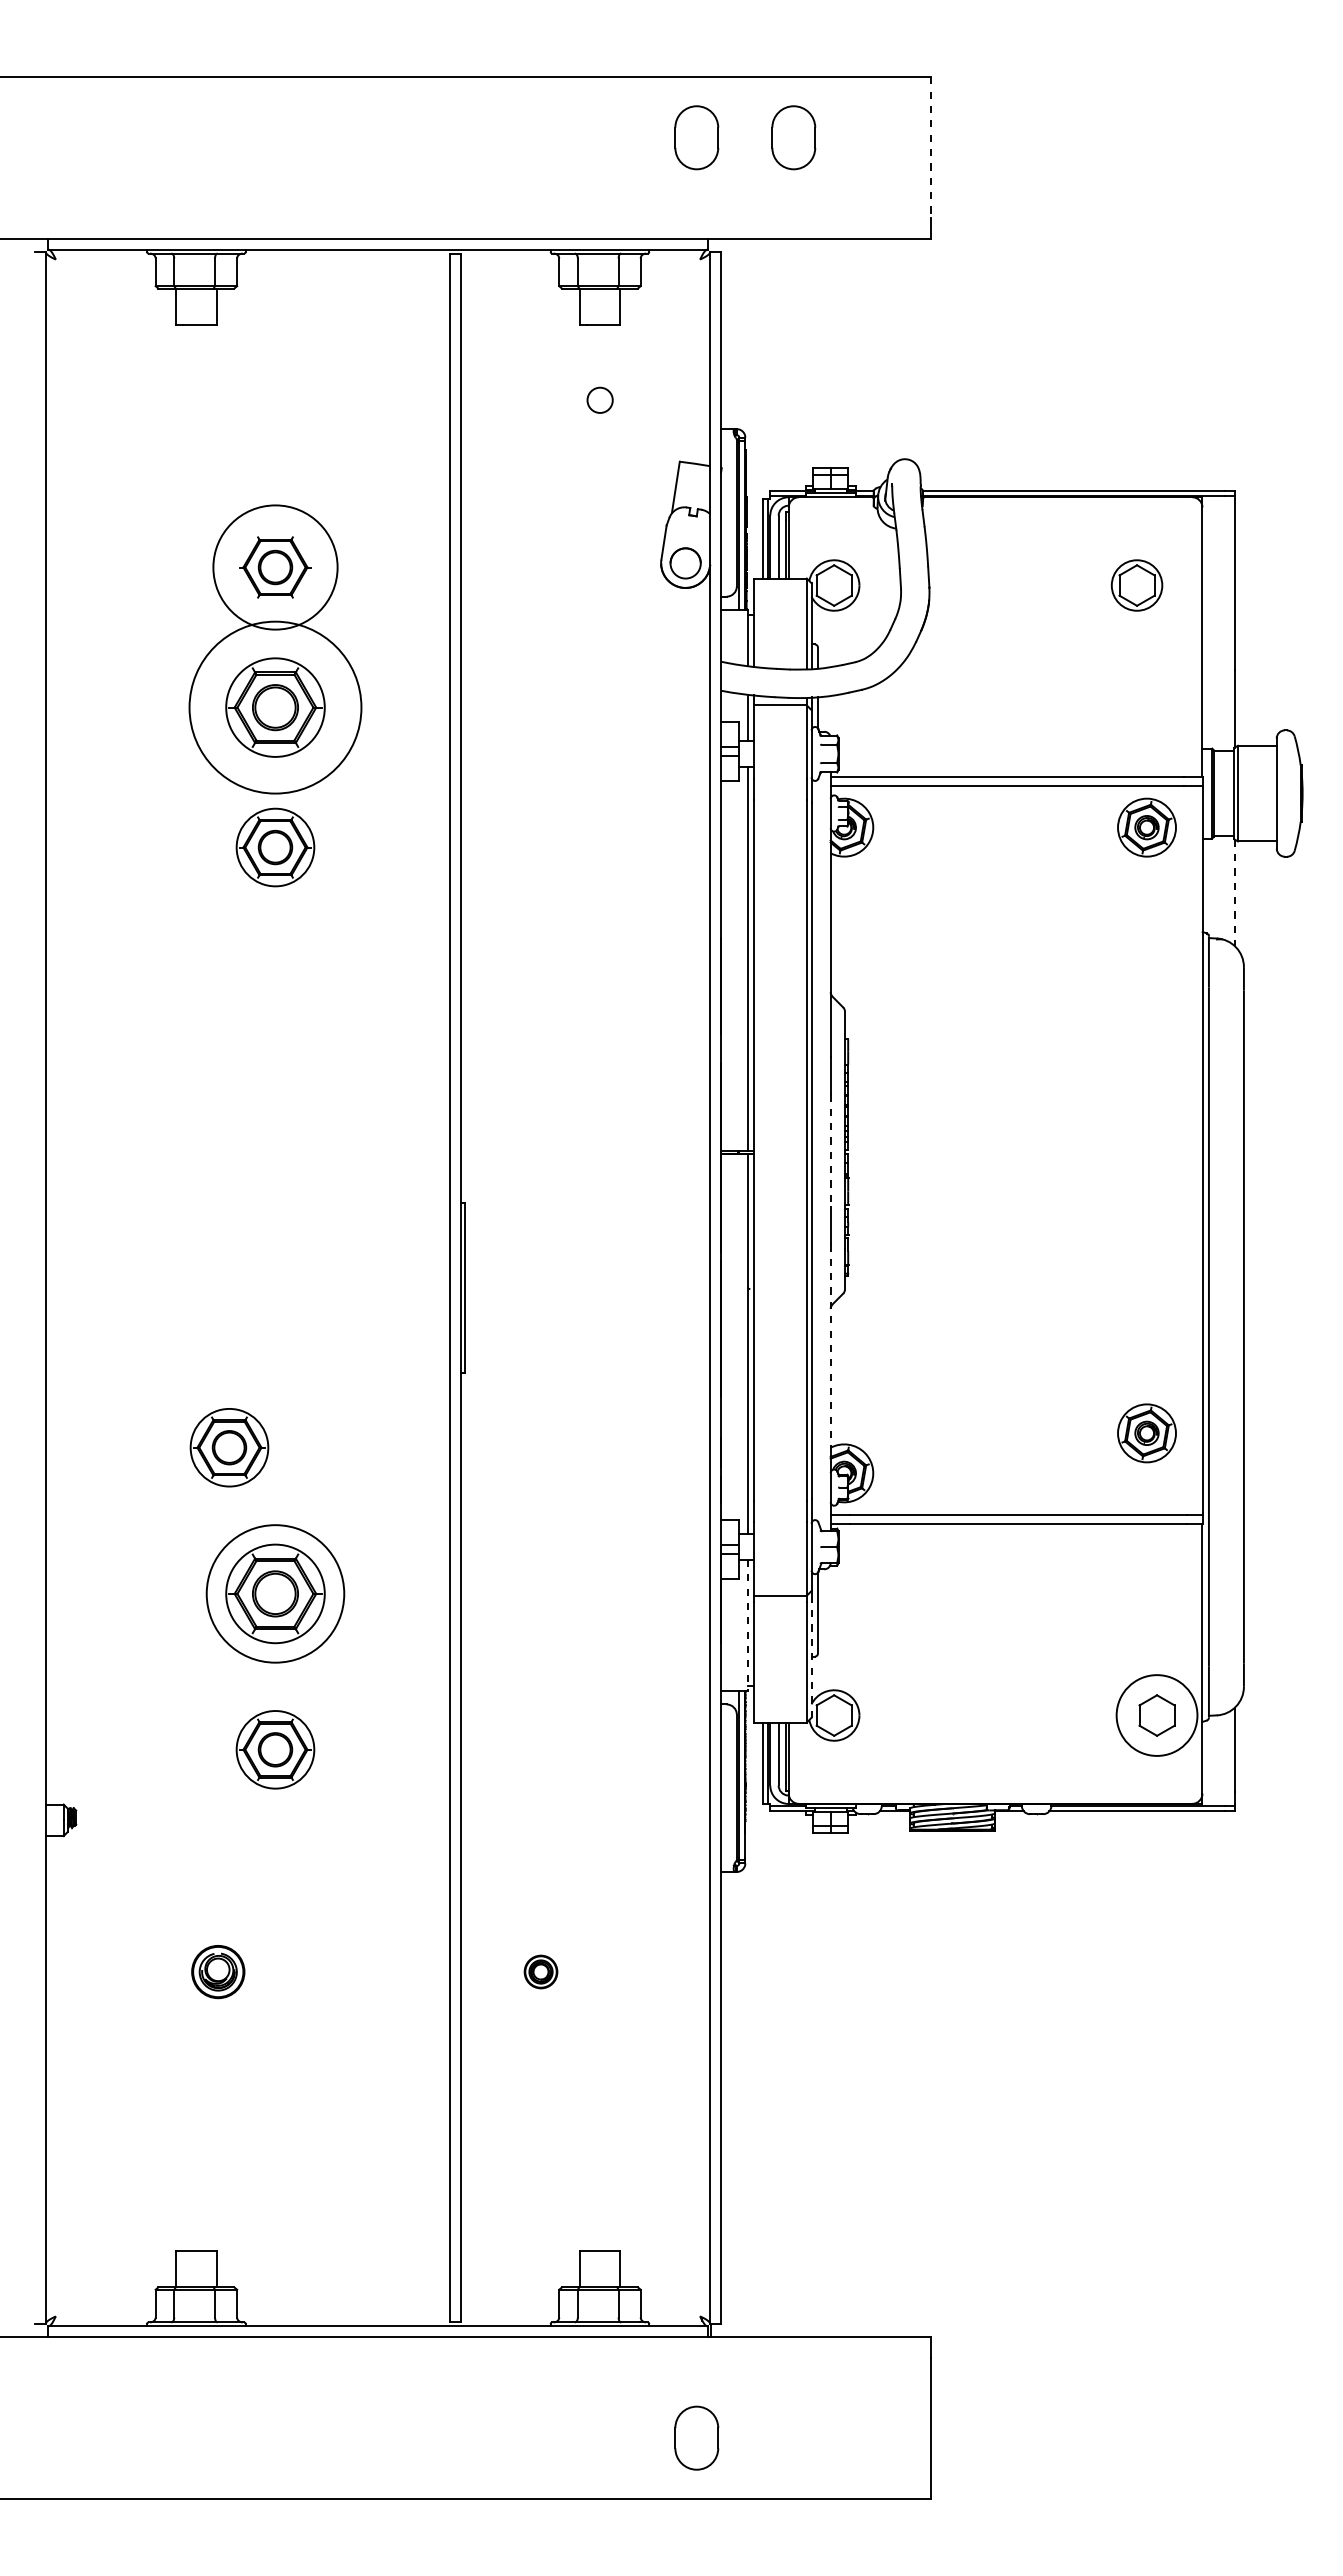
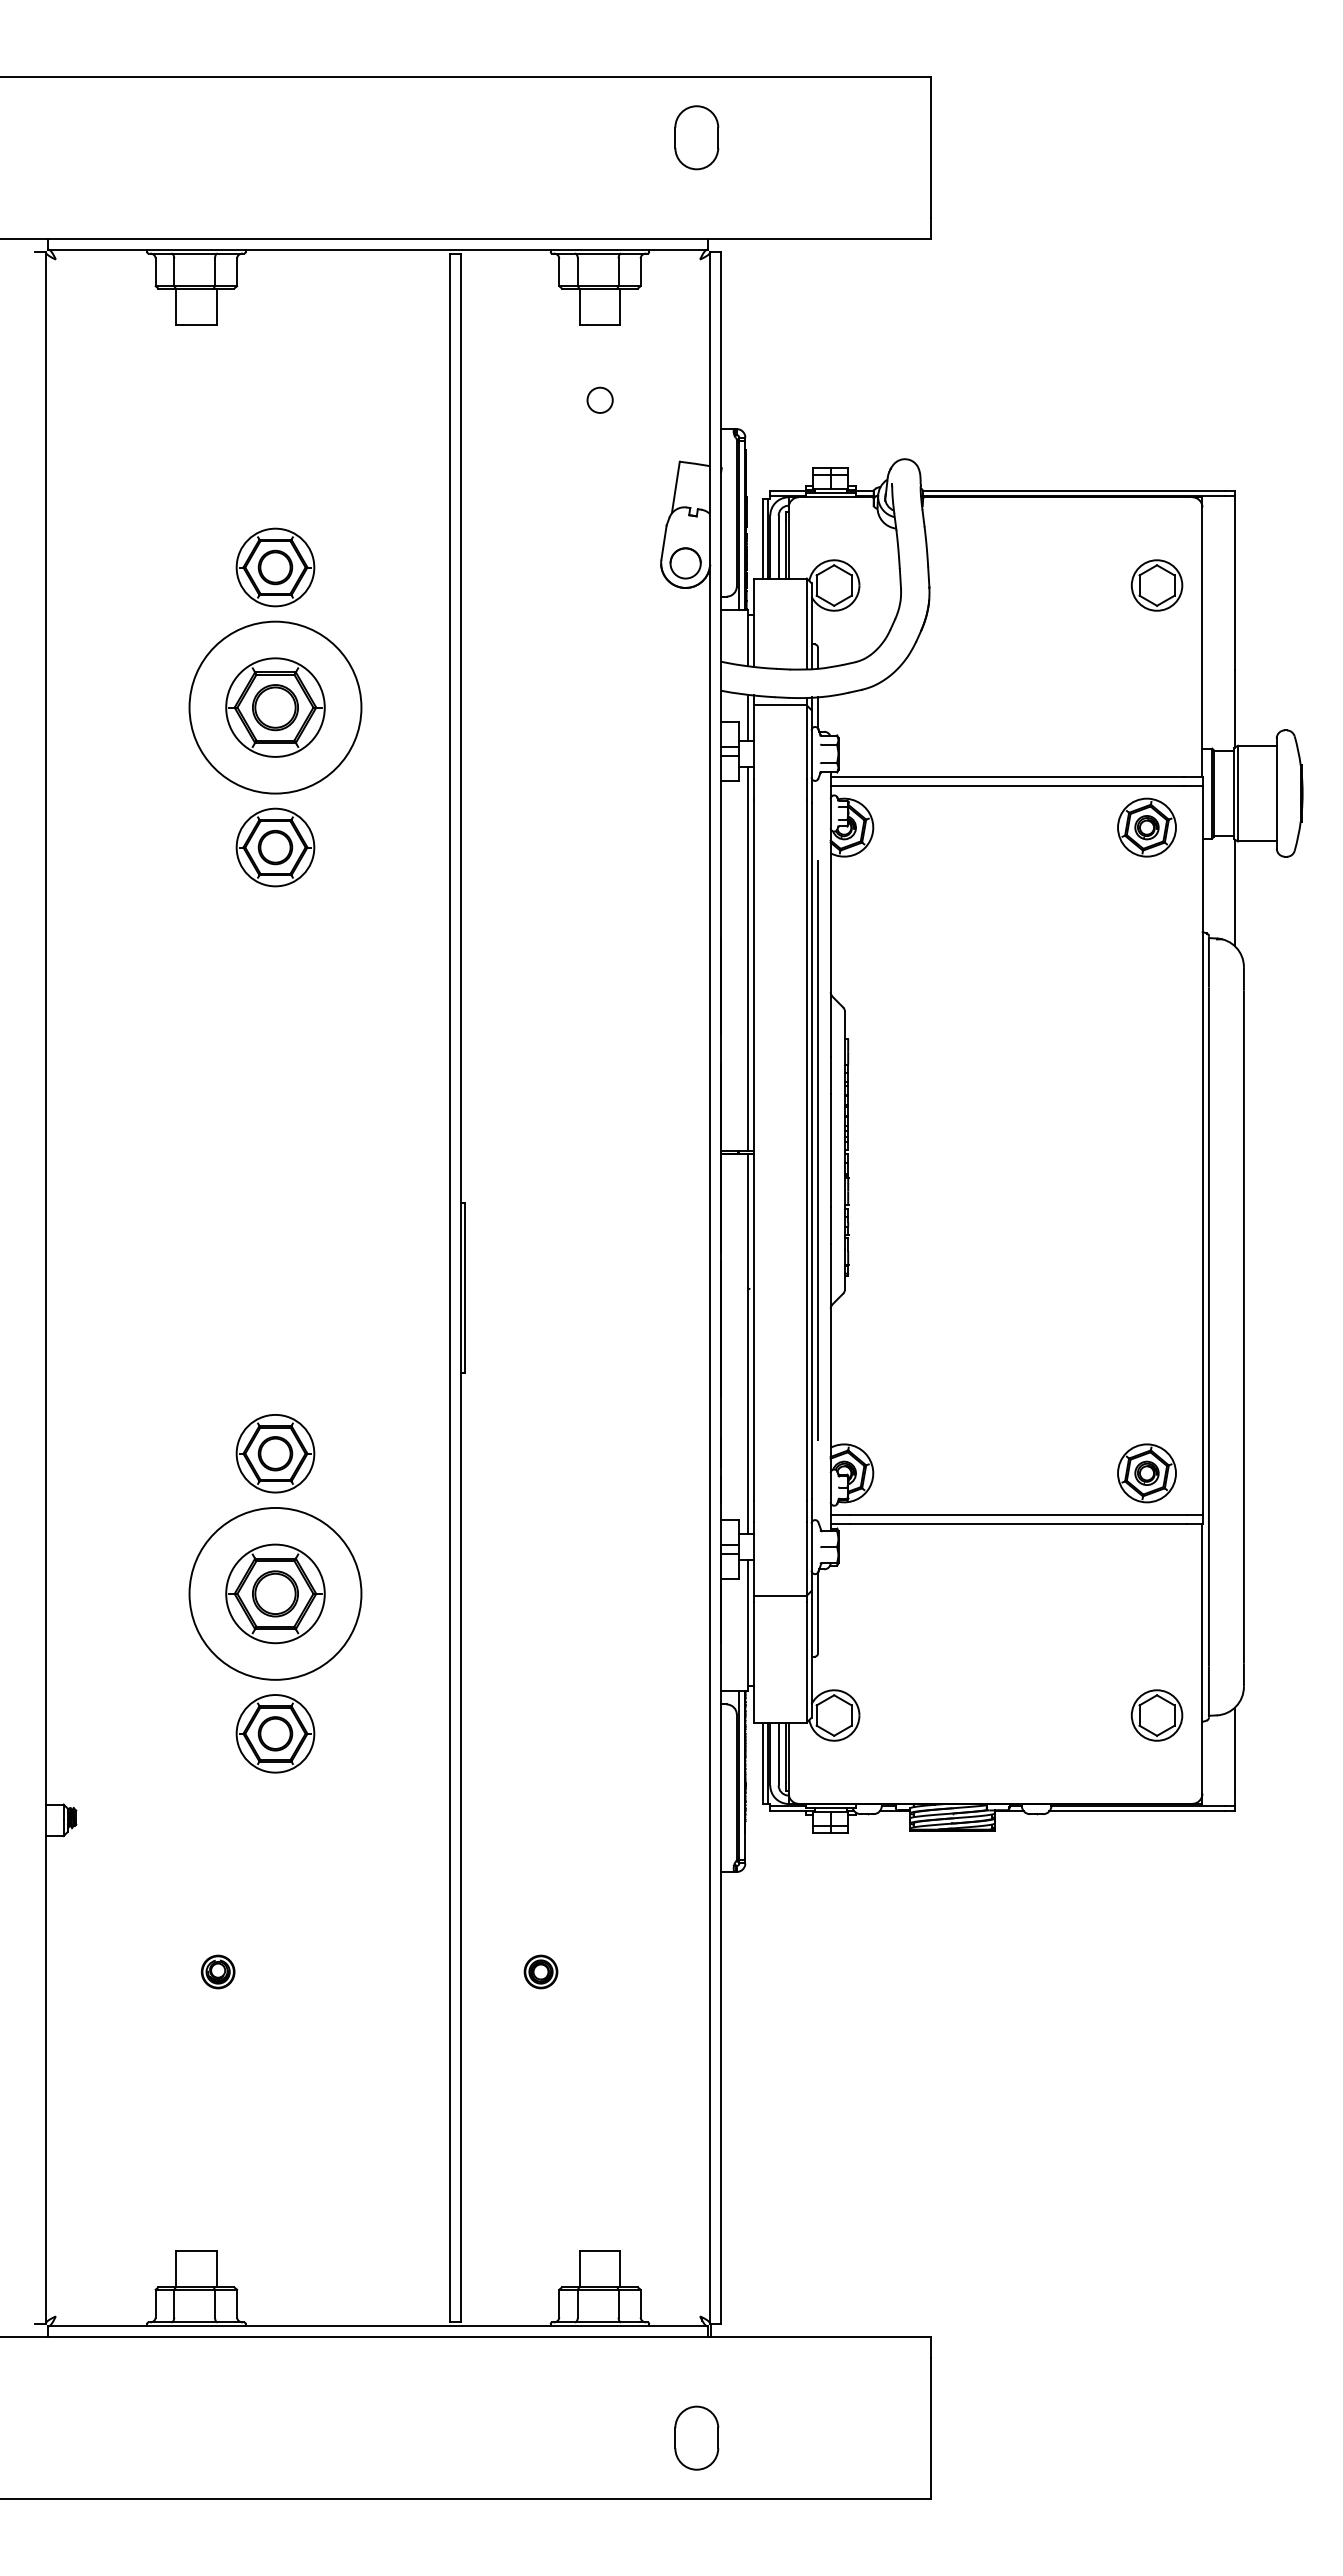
part: present -> none (793, 137)
line: dashed -> solid (930, 148)
circle diameter: 124 px -> 78 px (275, 567)
part position: (1136, 585) -> (1156, 585) (1156, 585)
line: dashed -> solid (1234, 893)
line: none -> present (817, 1150)
line: dashed -> solid (830, 1151)
line: dashed -> solid (830, 1349)
part position: (1146, 1433) -> (1146, 1473) (1146, 1473)
part position: (229, 1447) -> (275, 1453) (275, 1453)
circle diameter: 138 px -> 172 px (275, 1593)
line: dashed -> solid (748, 1625)
line: dashed -> solid (811, 1658)
circle diameter: 81 px -> 51 px (1156, 1715)
part position: (275, 1749) -> (275, 1733) (275, 1733)
part size: 55x55 px -> 36x36 px (217, 1971)
